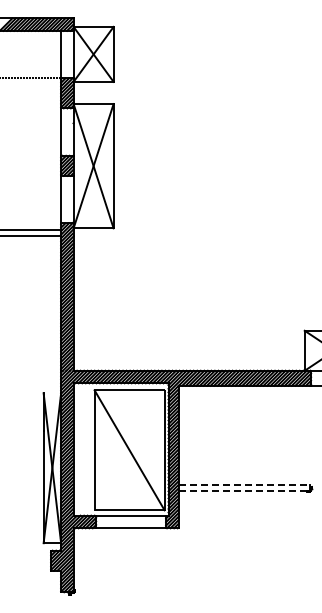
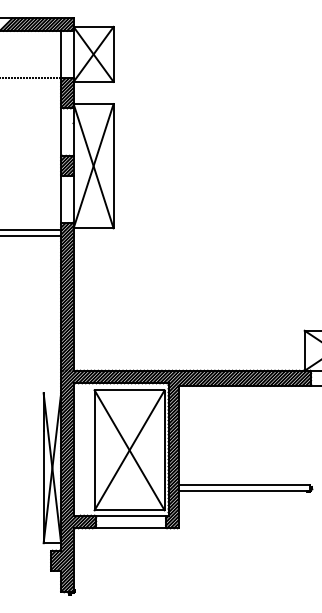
line: none -> present (129, 450)
line: dashed -> solid (244, 484)
line: dashed -> solid (244, 490)
